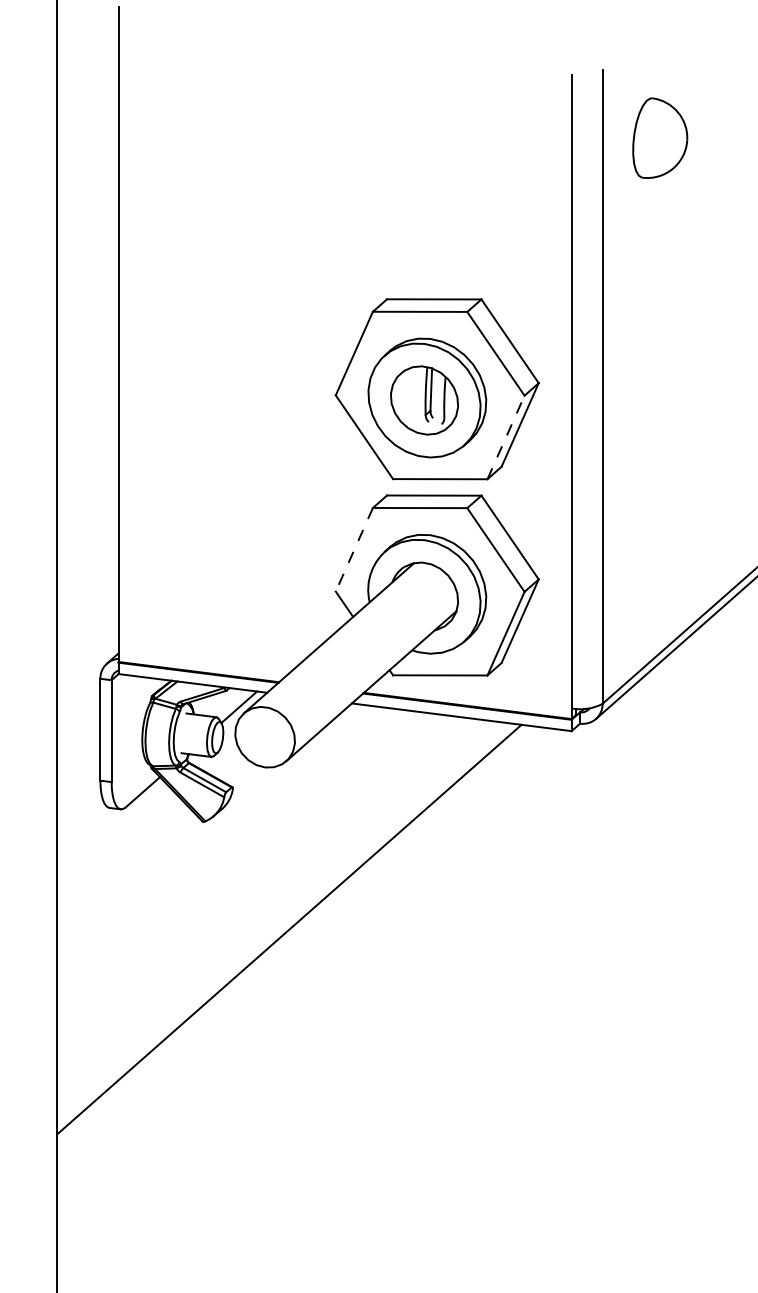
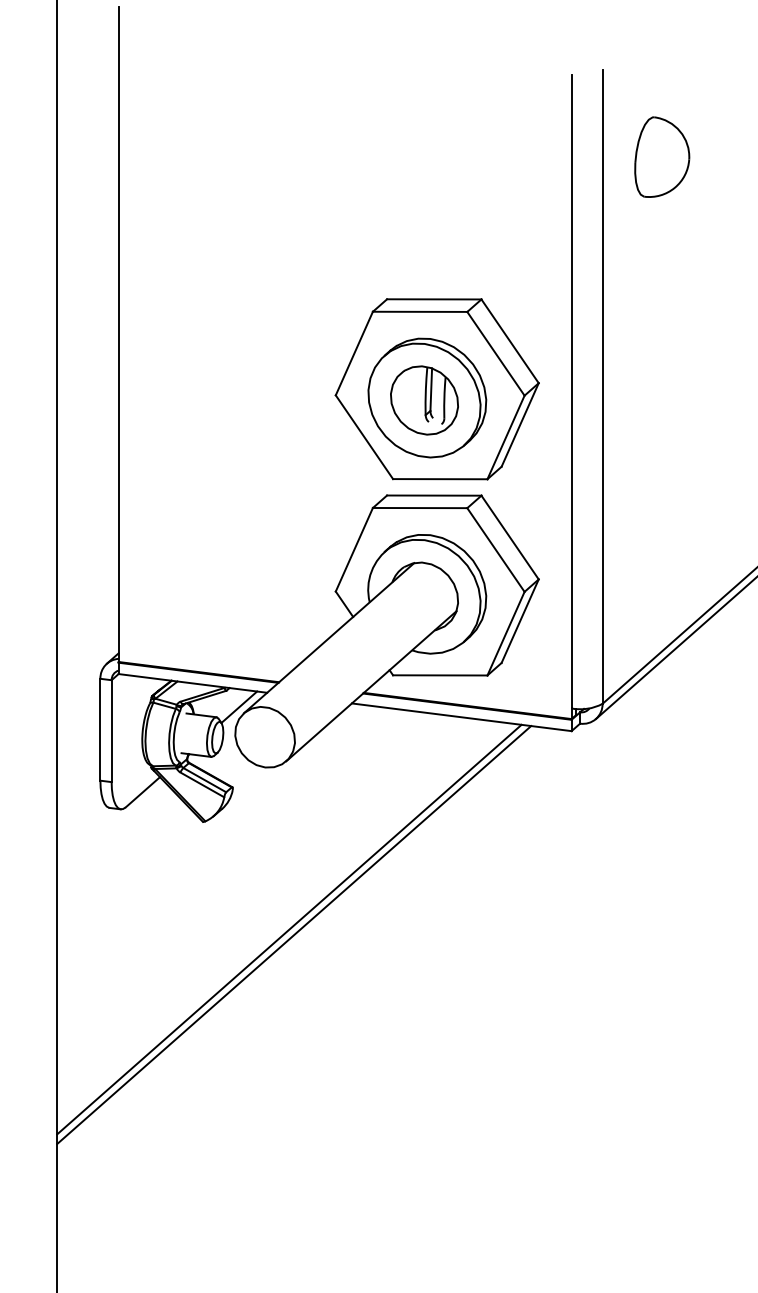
part position: (660, 137) -> (662, 156) (662, 156)
line: dashed -> solid (506, 437)
line: dashed -> solid (354, 549)
line: none -> present (294, 935)
